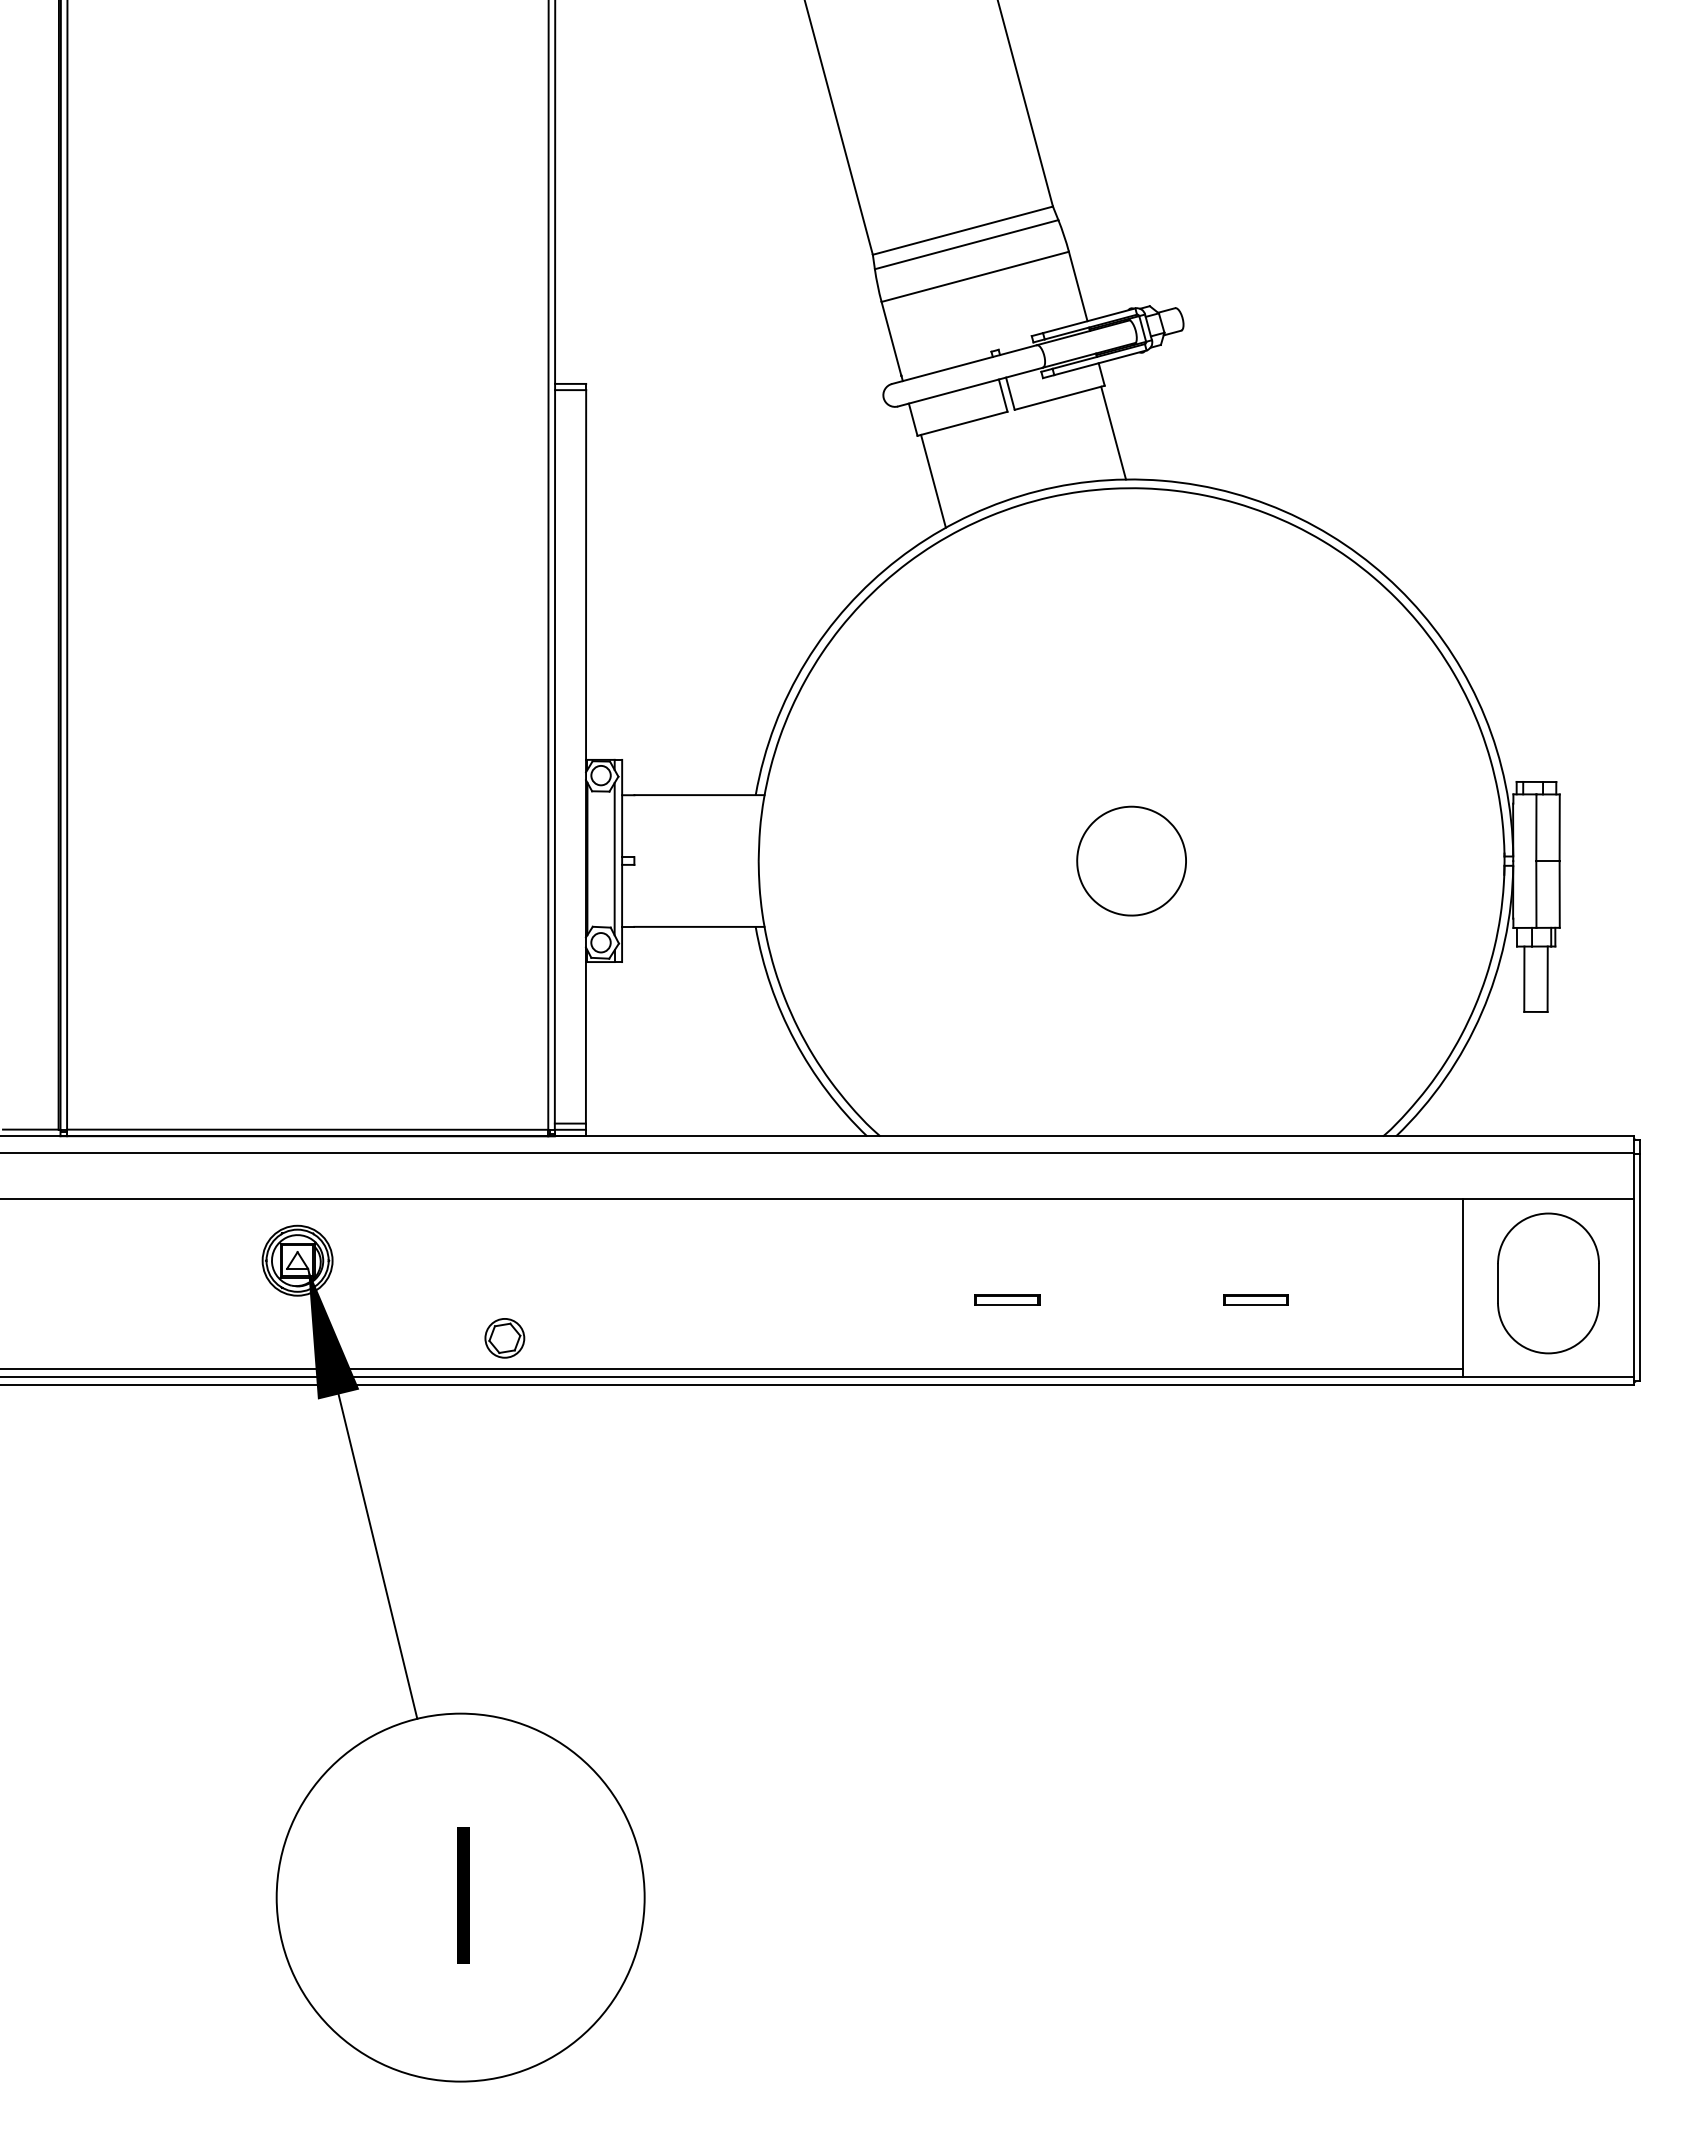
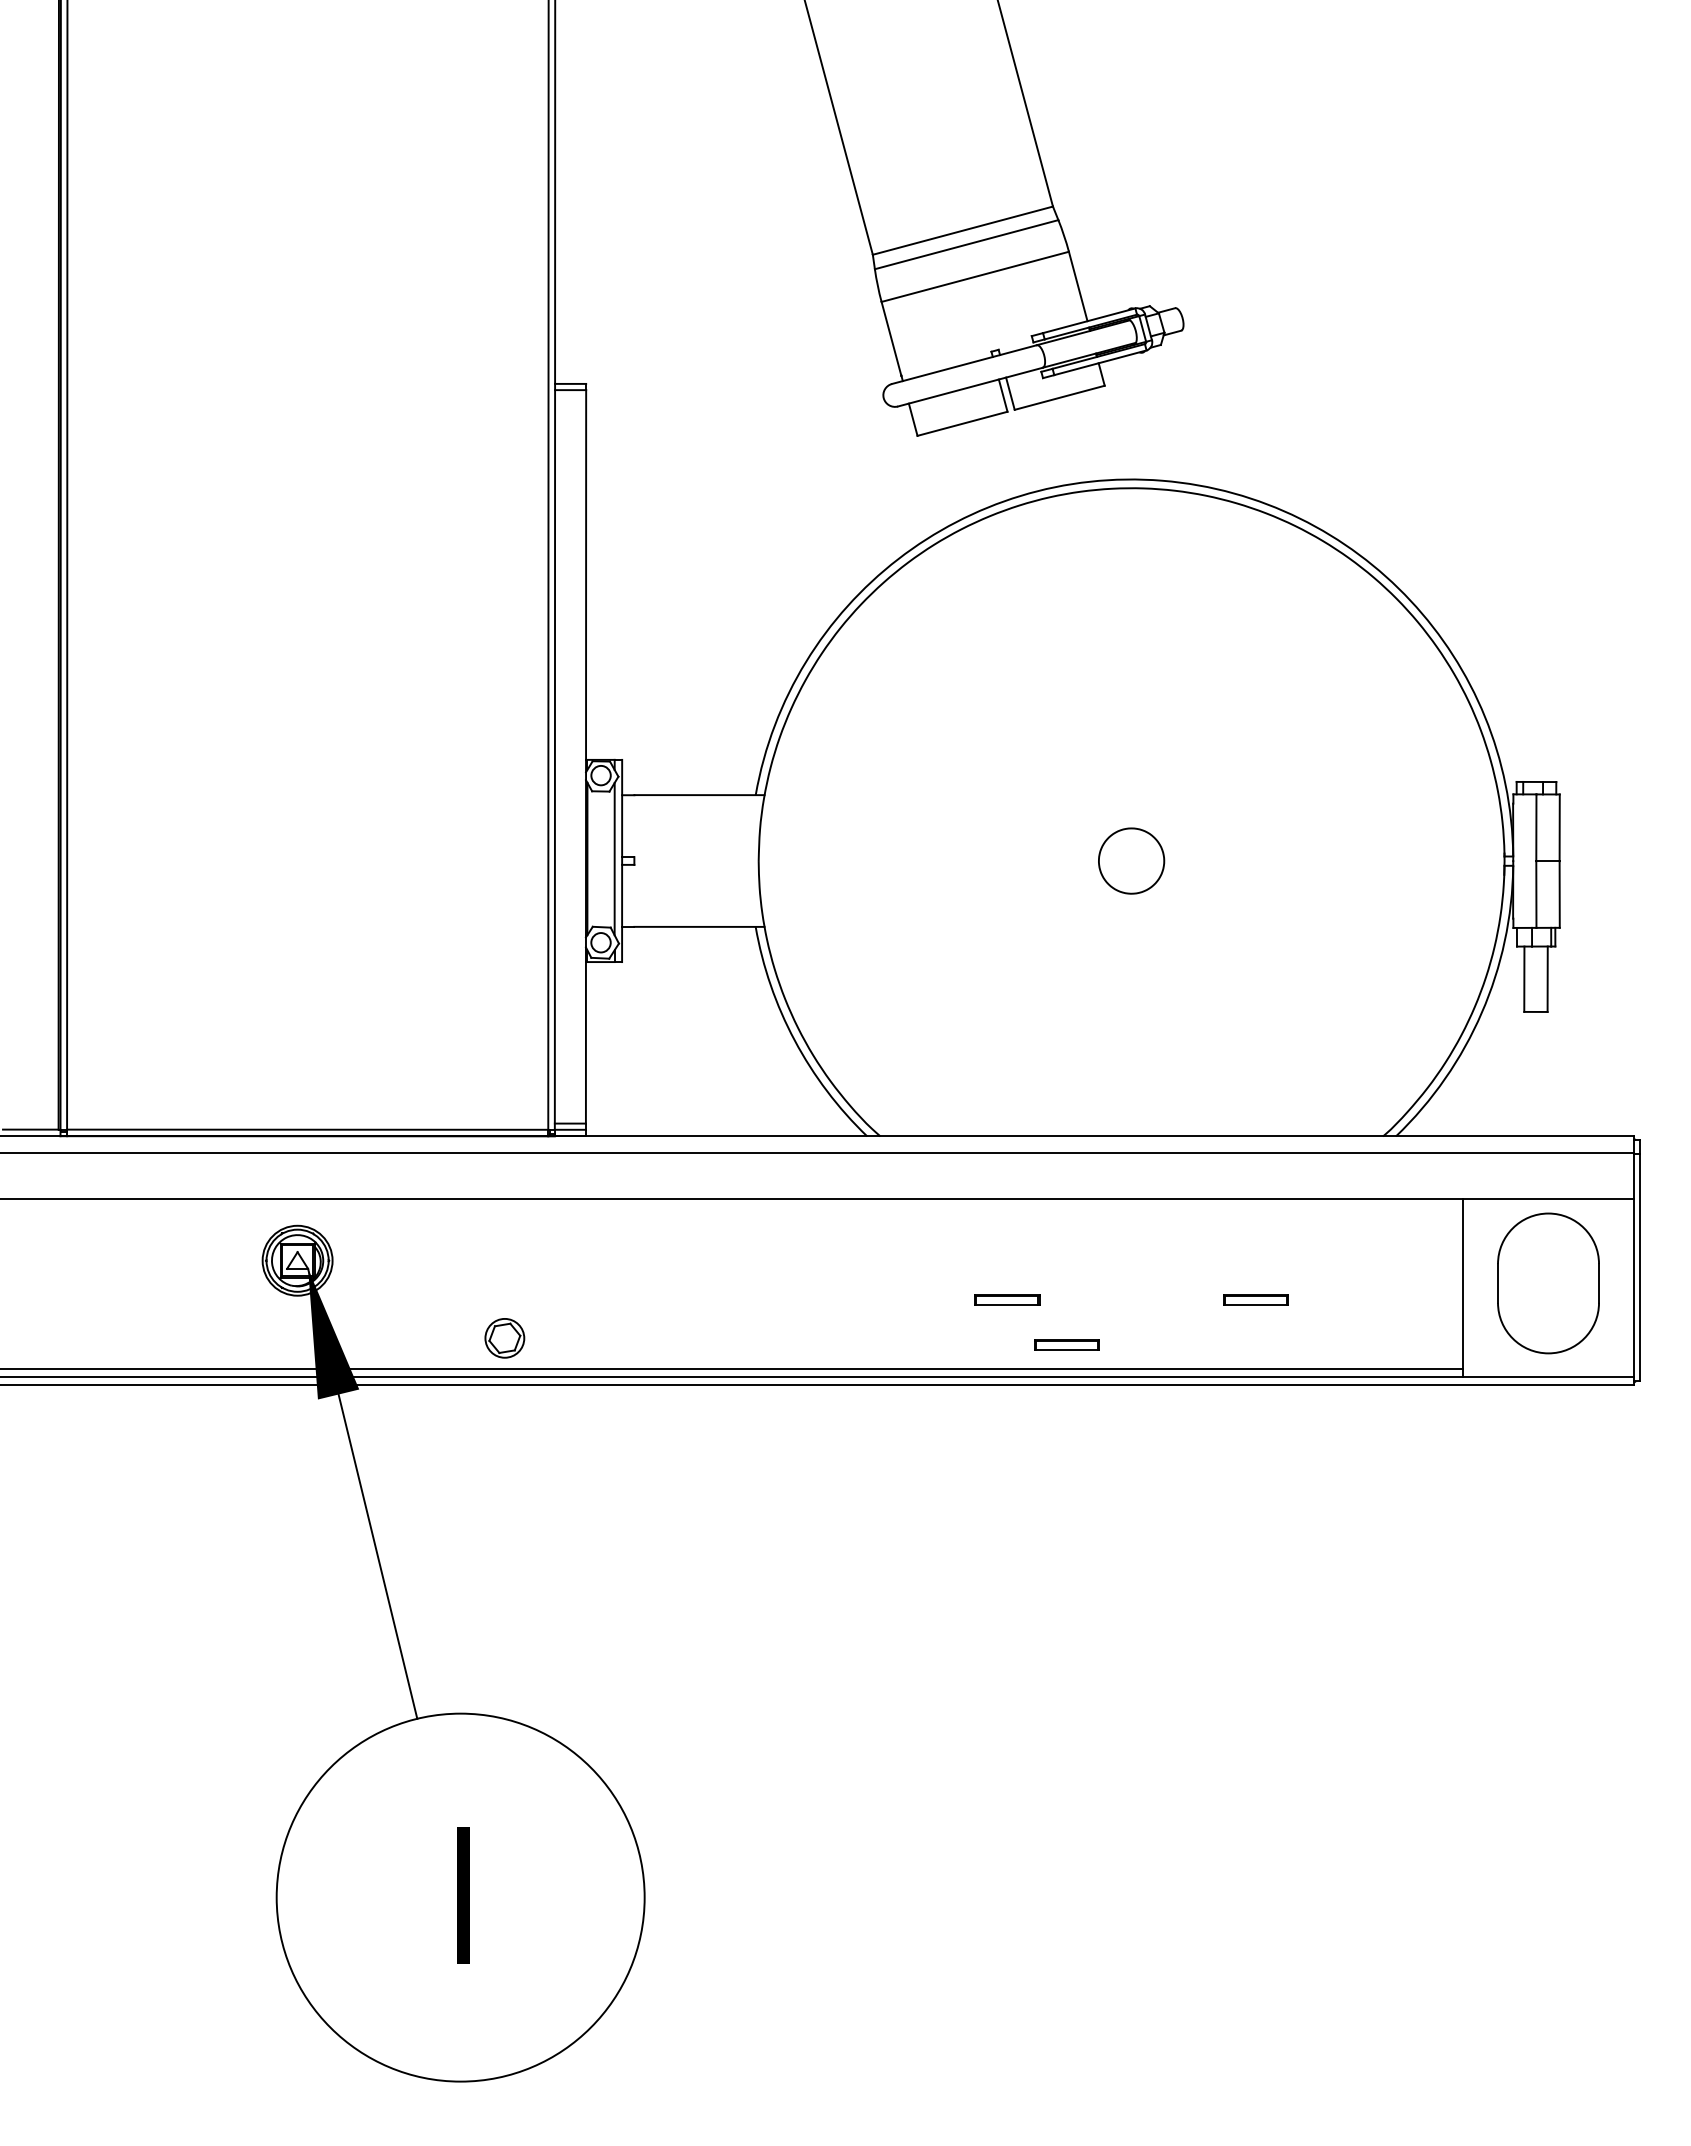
line: present -> none (1113, 432)
line: present -> none (933, 480)
part size: 111x112 px -> 68x68 px (1131, 860)
part: none -> present (1066, 1344)
